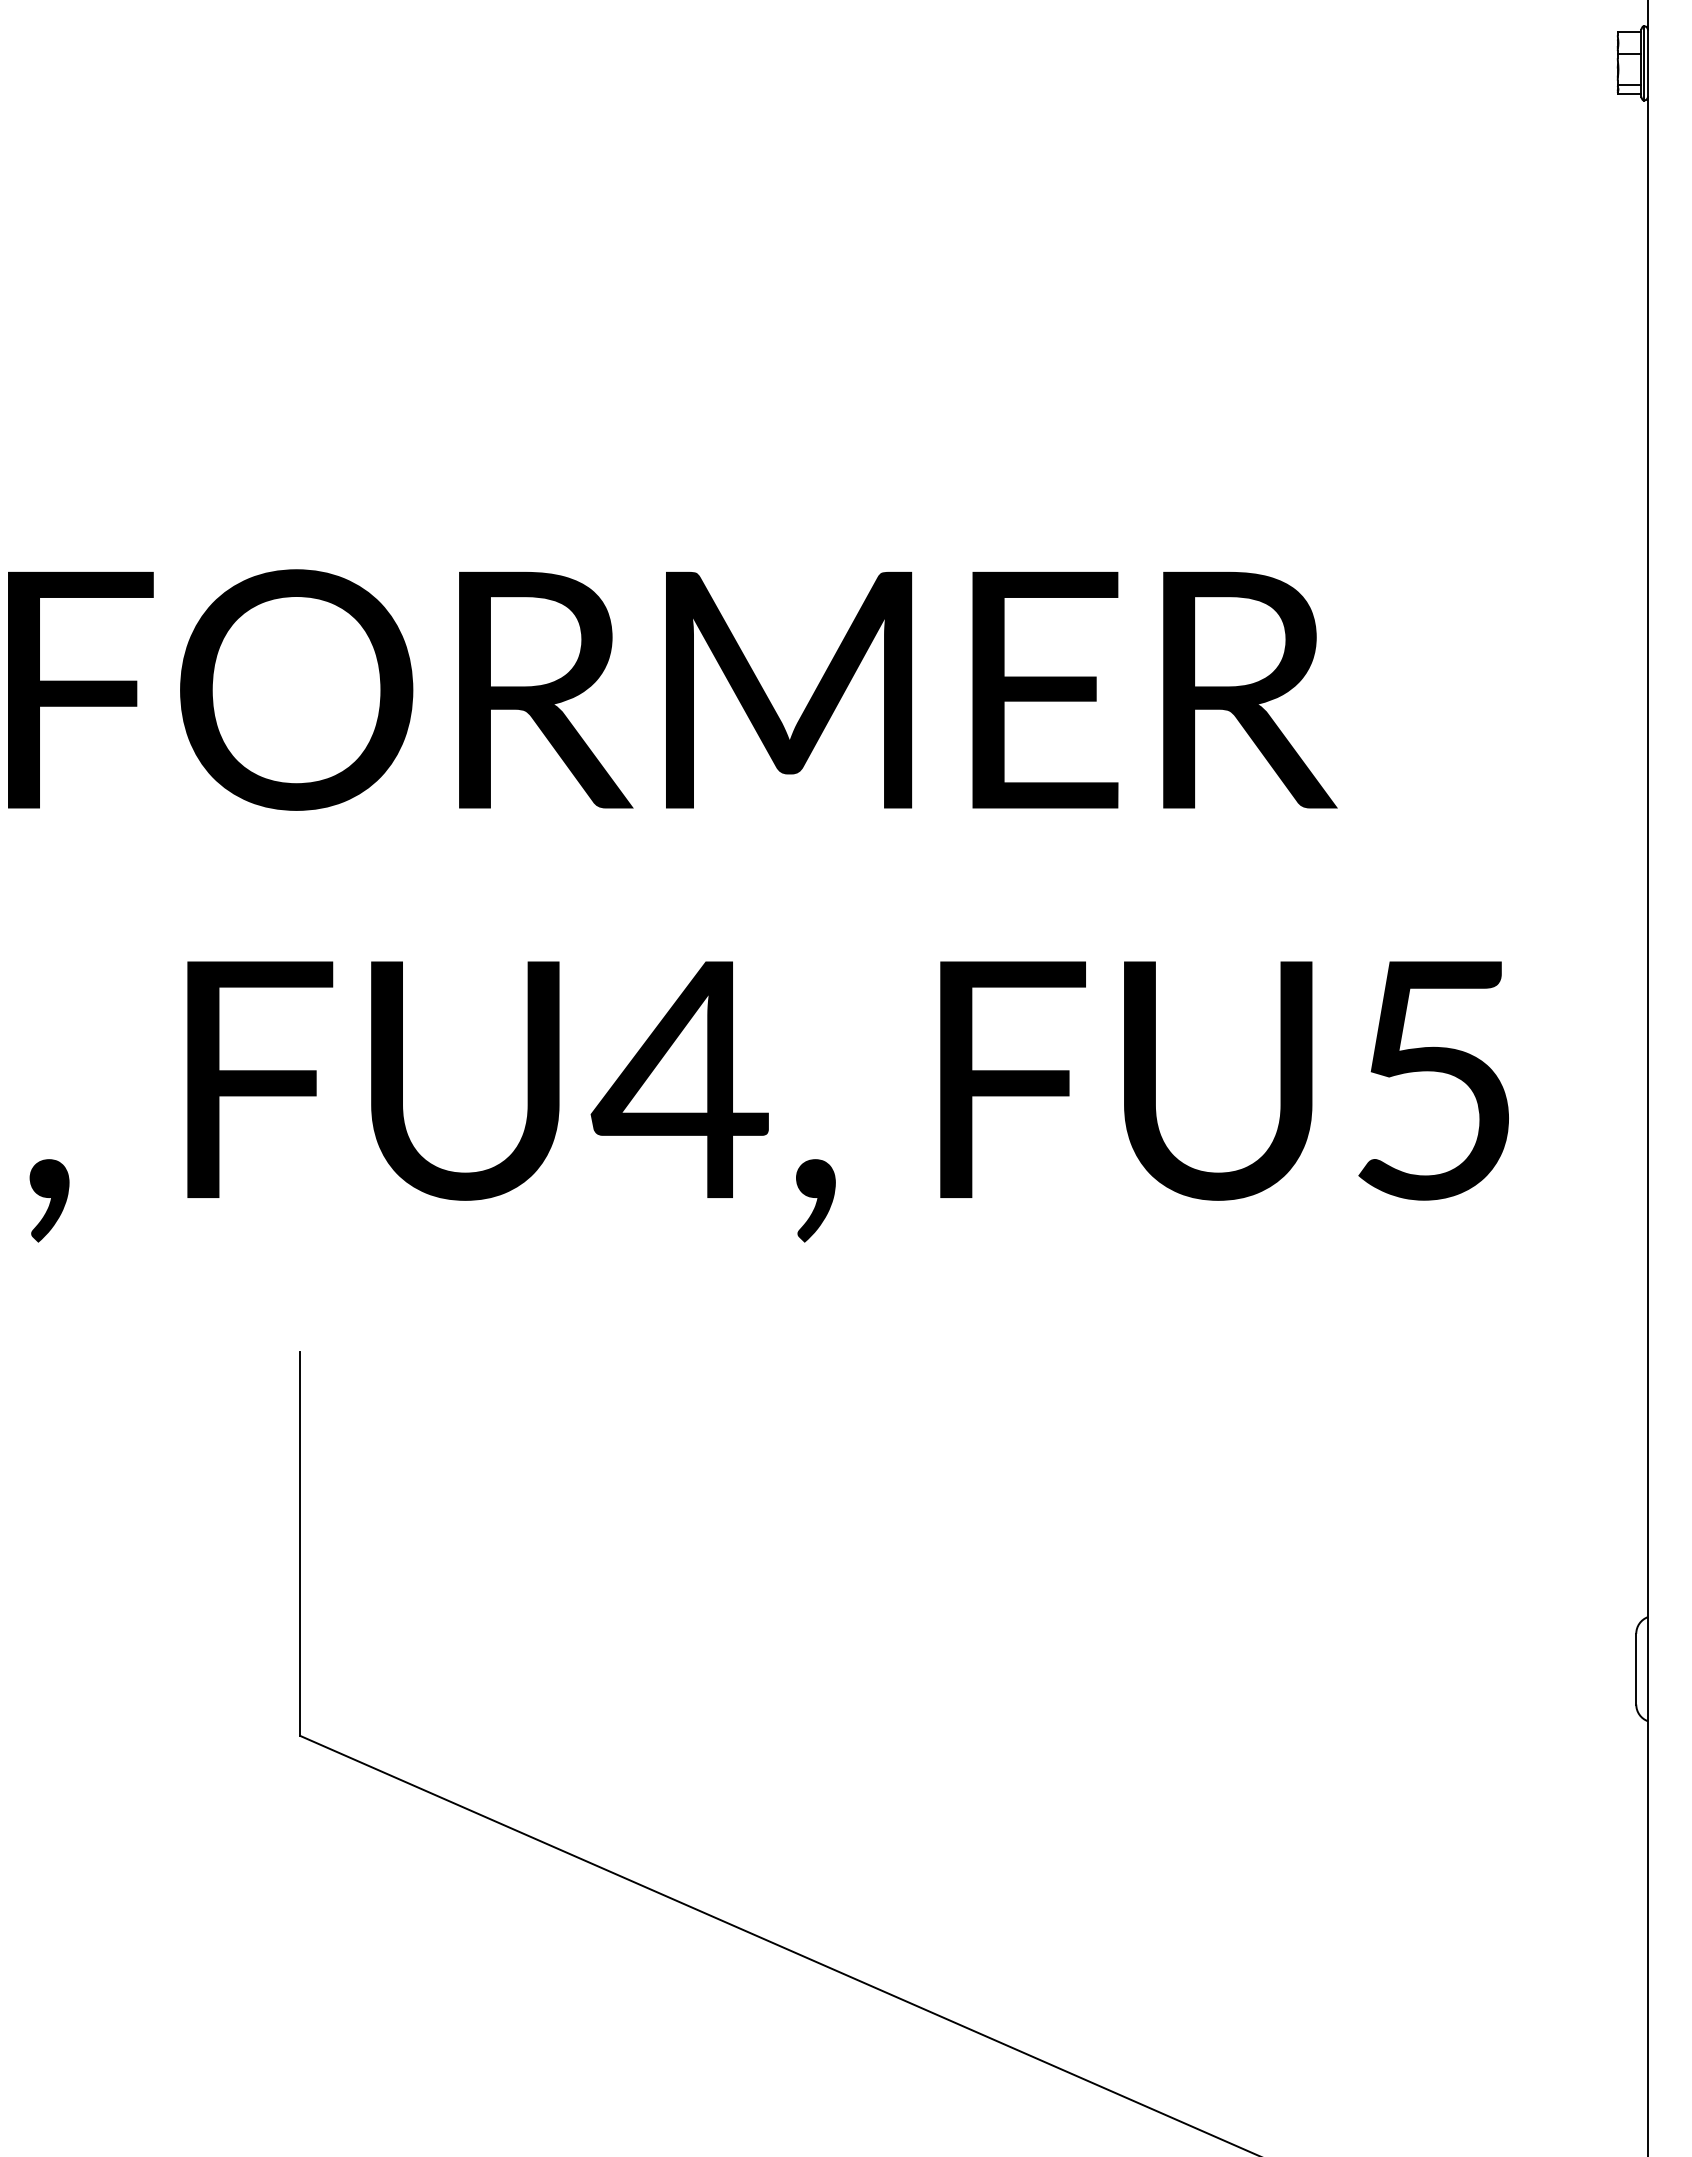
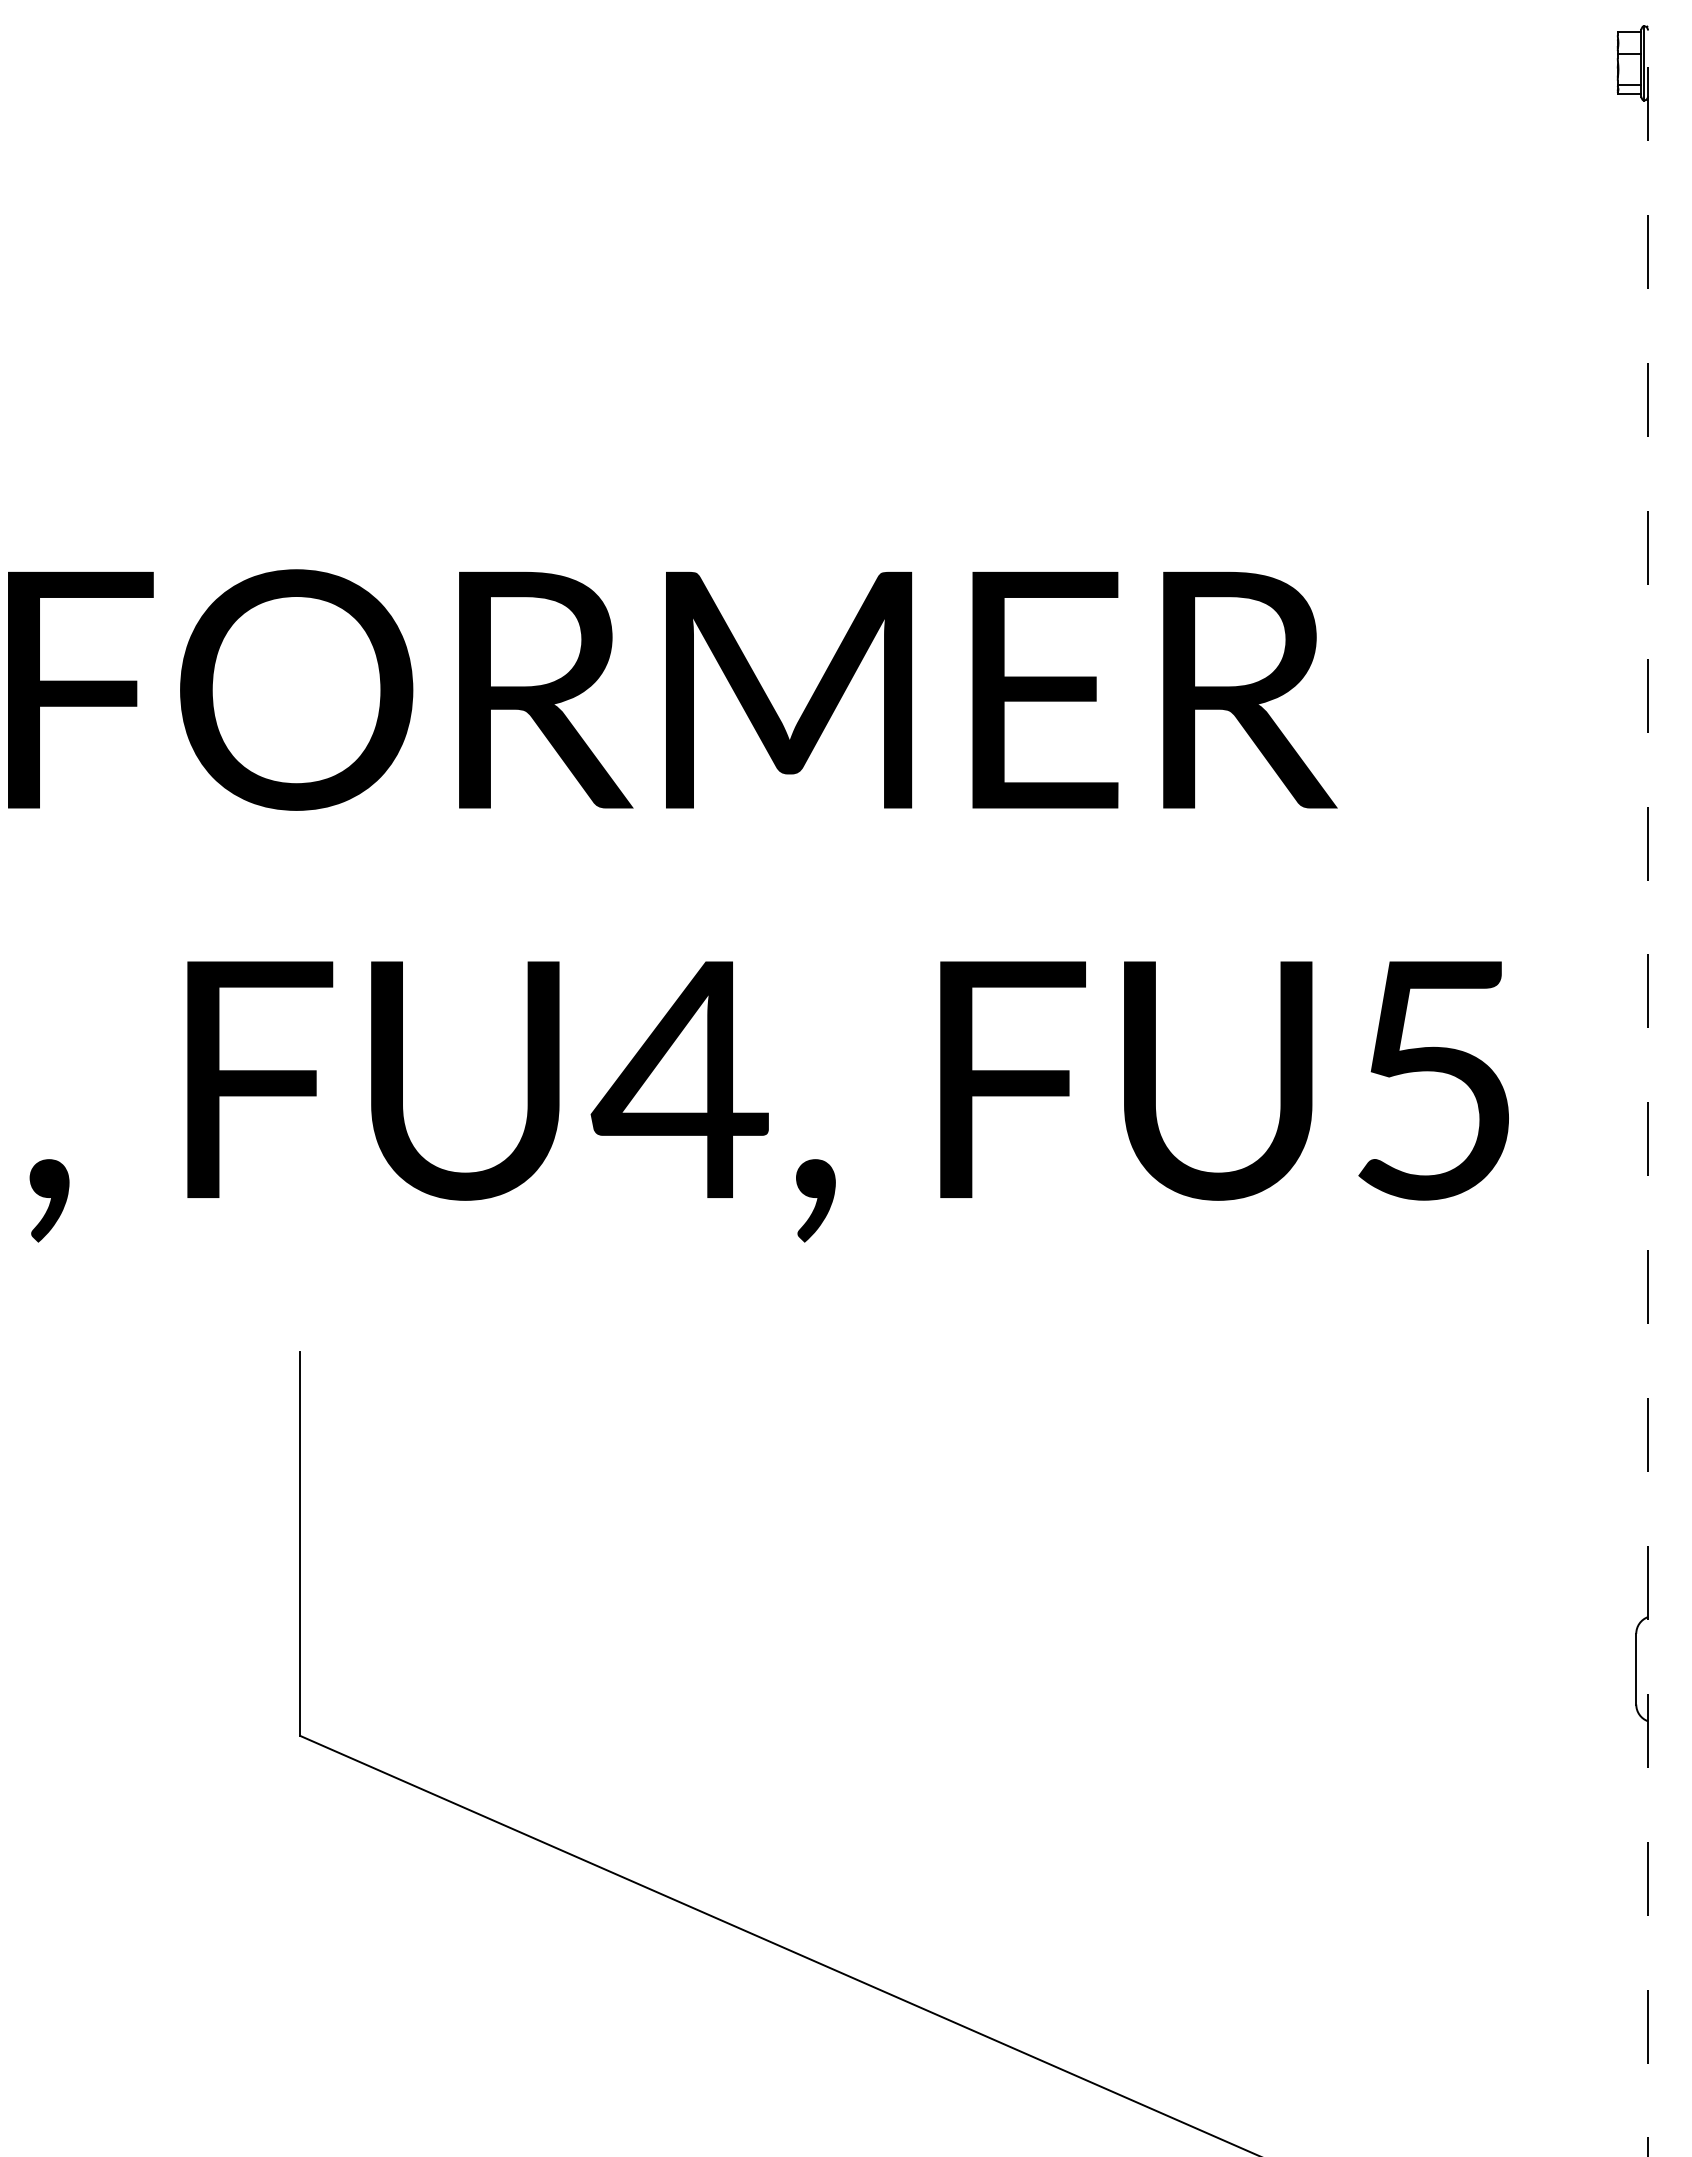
line: solid -> dashed (1648, 1078)
